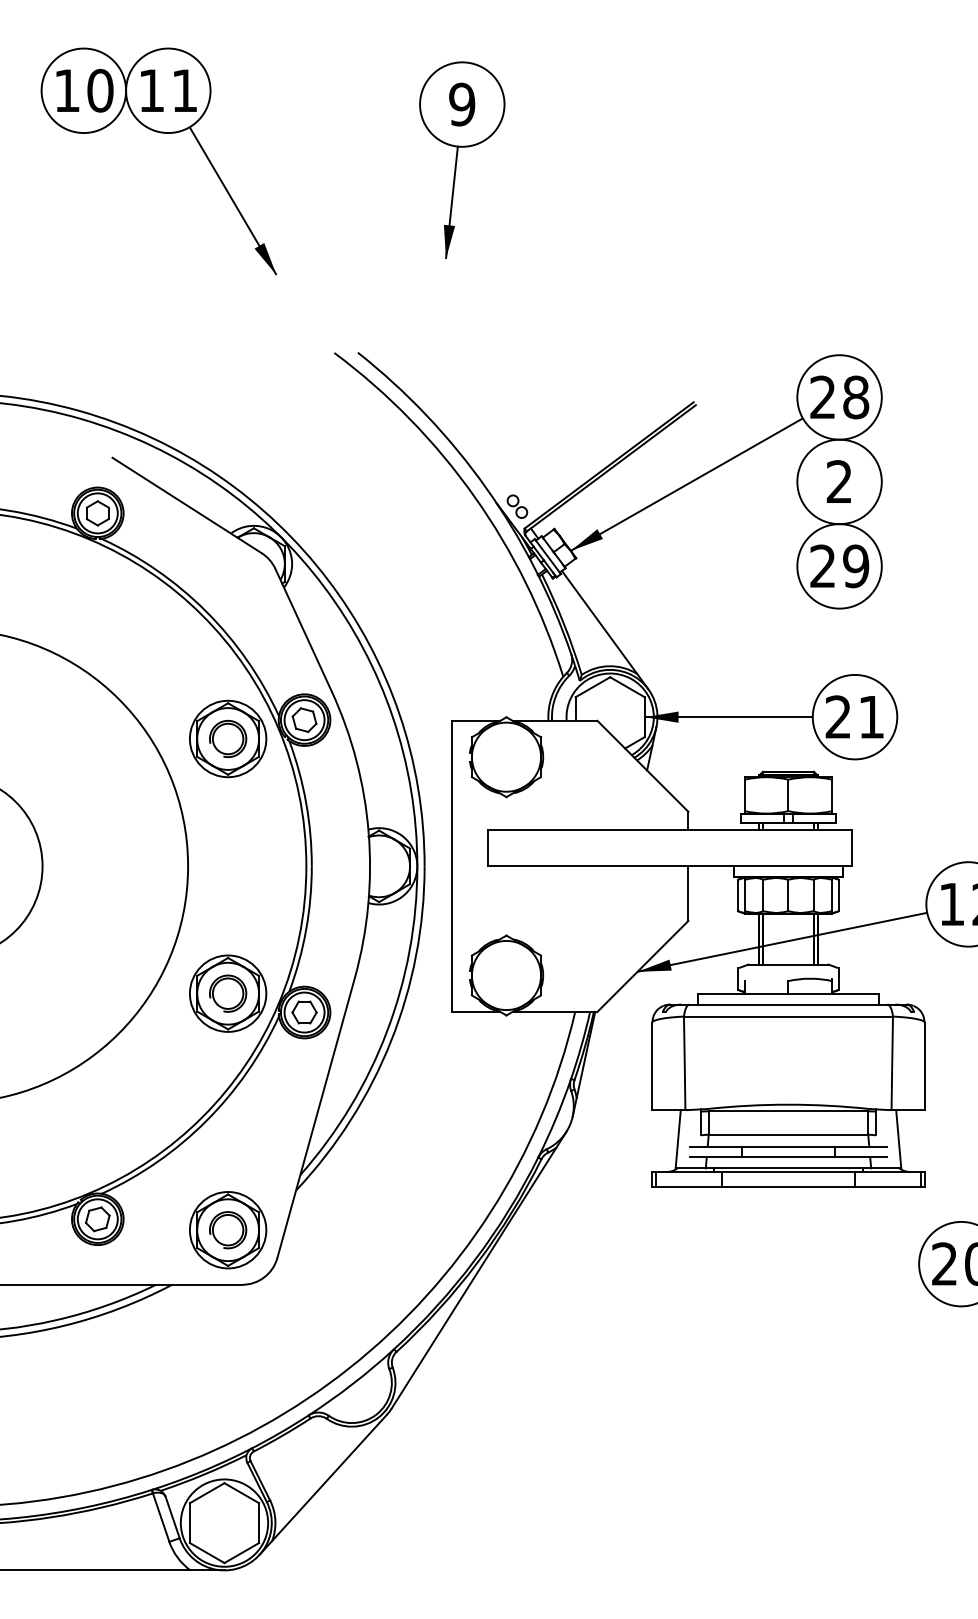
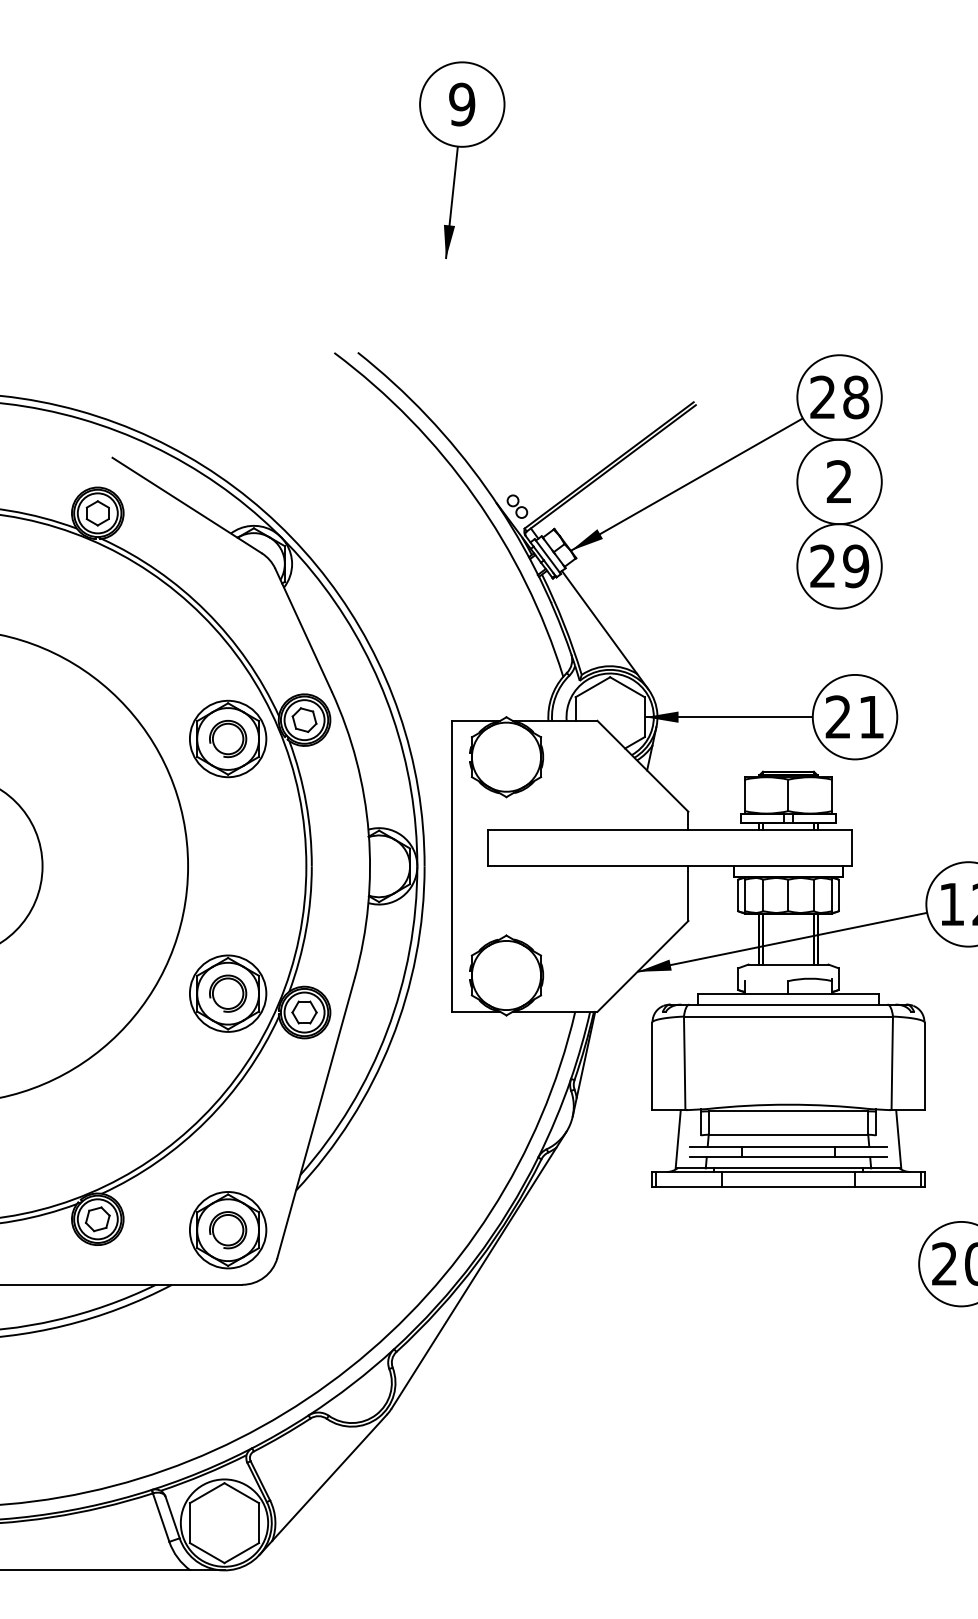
part: present -> none (160, 133)
